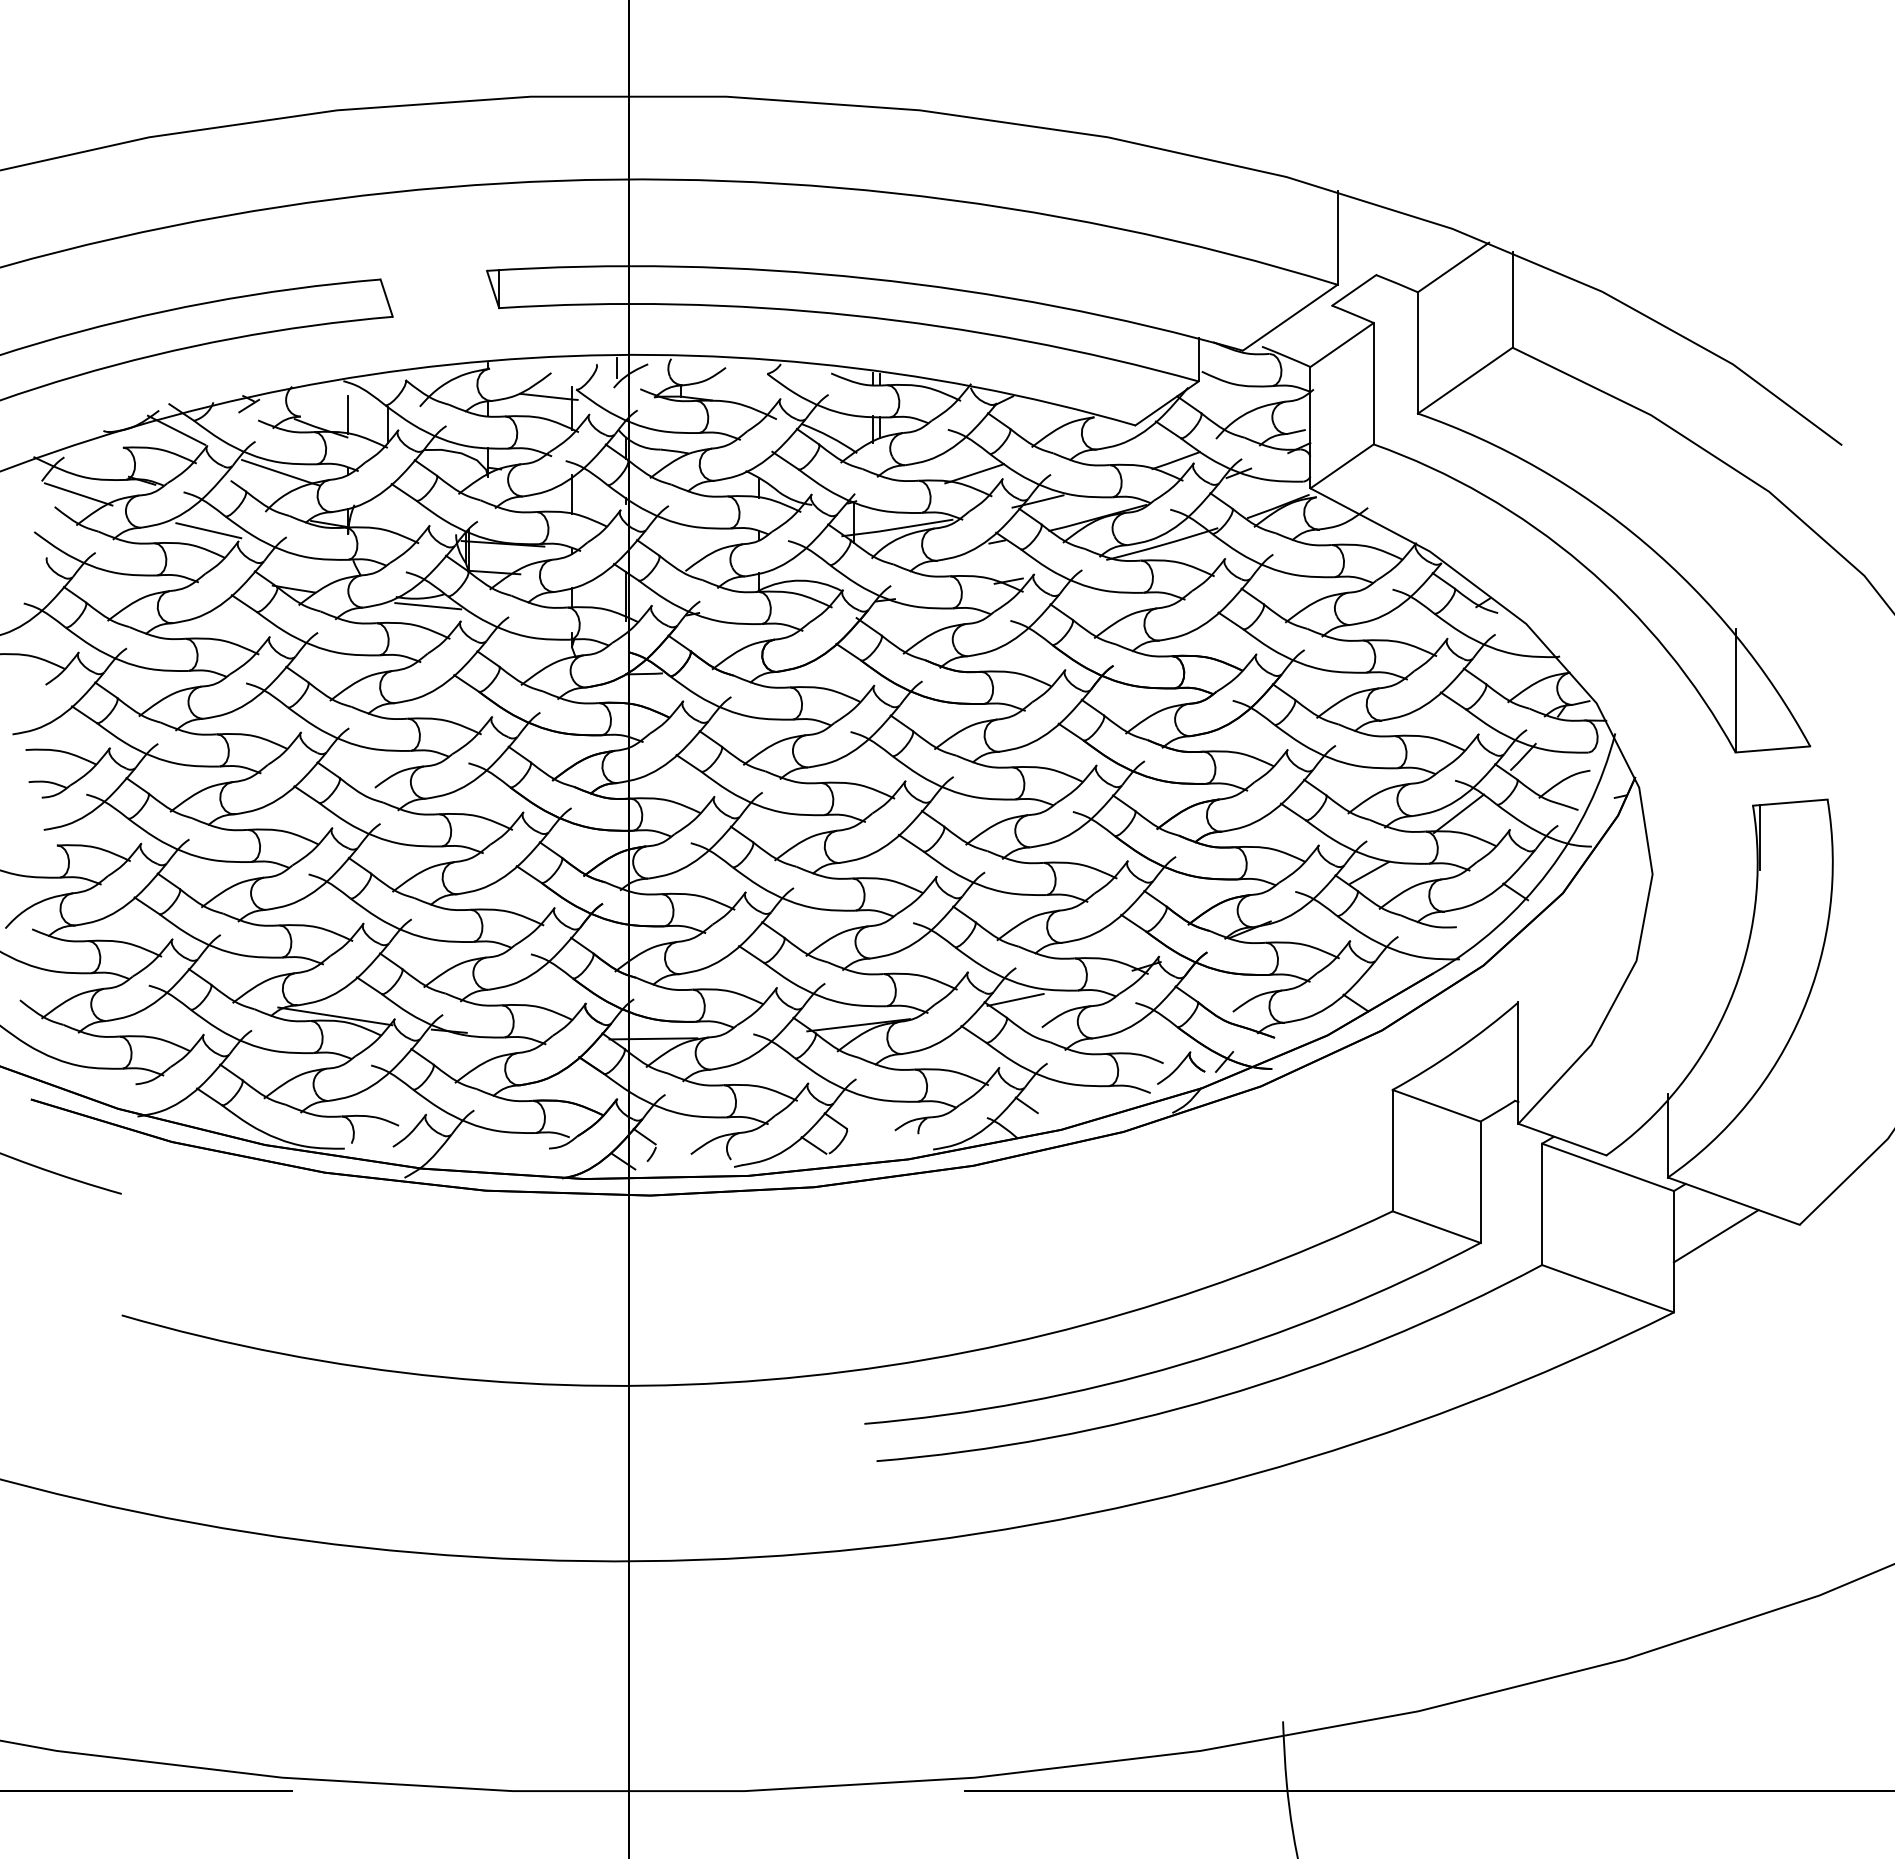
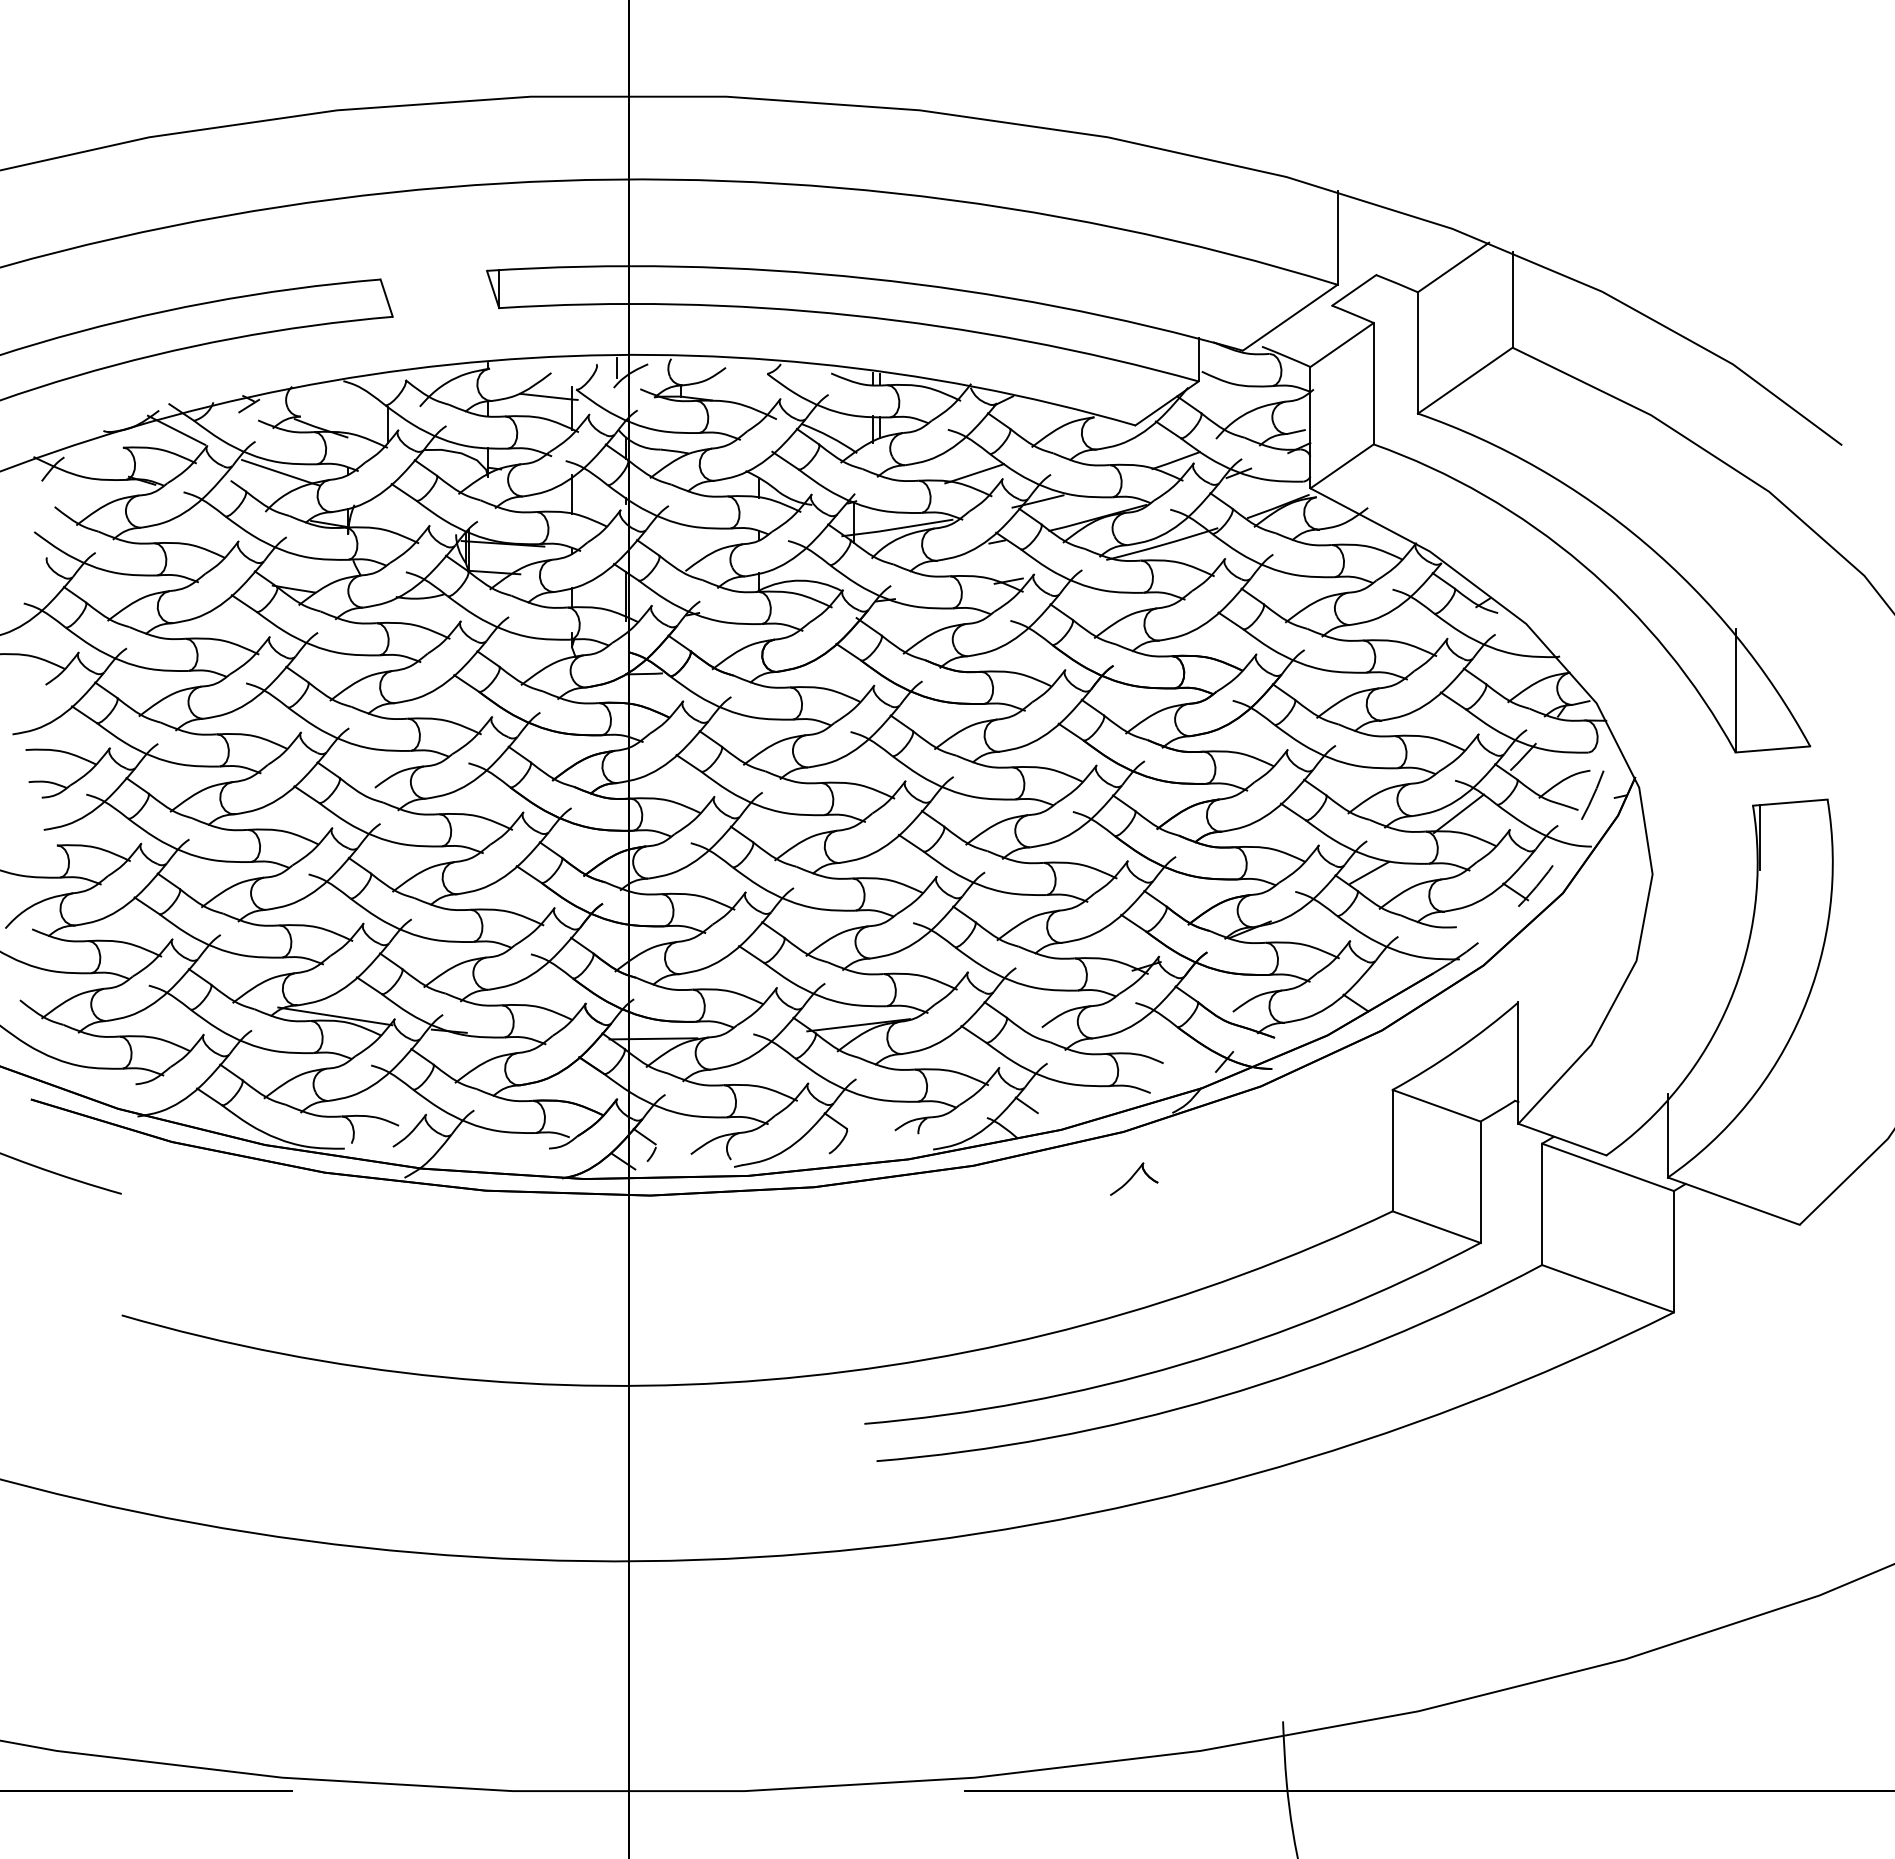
line: present -> none (348, 415)
line: present -> none (78, 494)
line: present -> none (208, 530)
line: present -> none (428, 606)
arc: solid -> dashed (1548, 871)
line: present -> none (1015, 999)
part position: (1181, 1067) -> (1134, 1178) (1134, 1178)
line: present -> none (813, 1145)
line: present -> none (1715, 1236)
